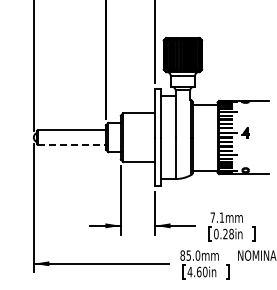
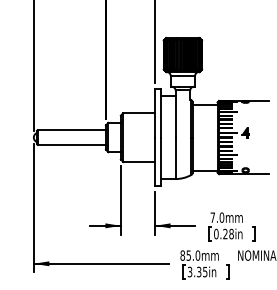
line: dashed -> solid (72, 144)
text: 7.1mm -> 7.0mm (221, 217)
text: 4.60in -> 3.35in (197, 271)
